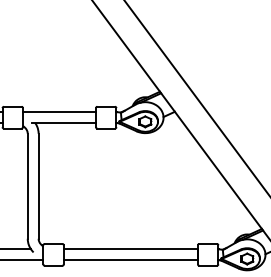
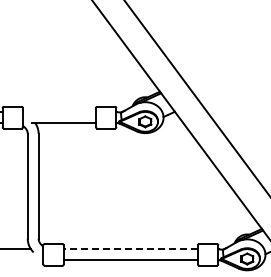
line: present -> none (59, 112)
line: solid -> dashed (130, 249)
line: present -> none (22, 260)
